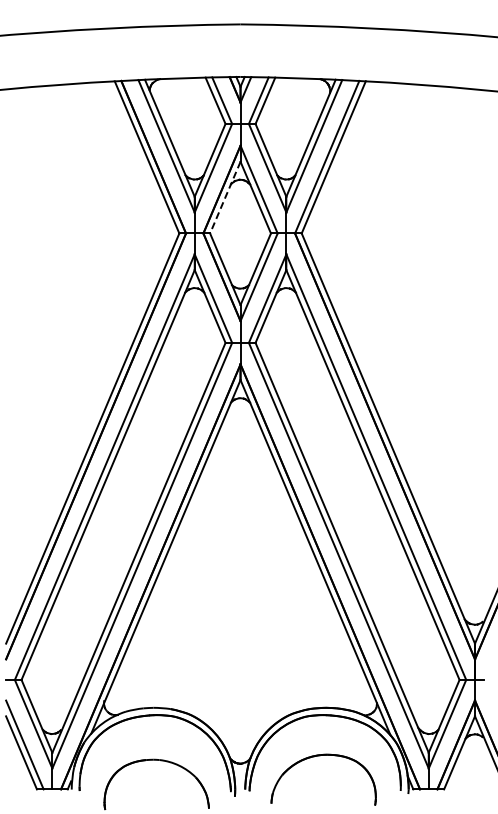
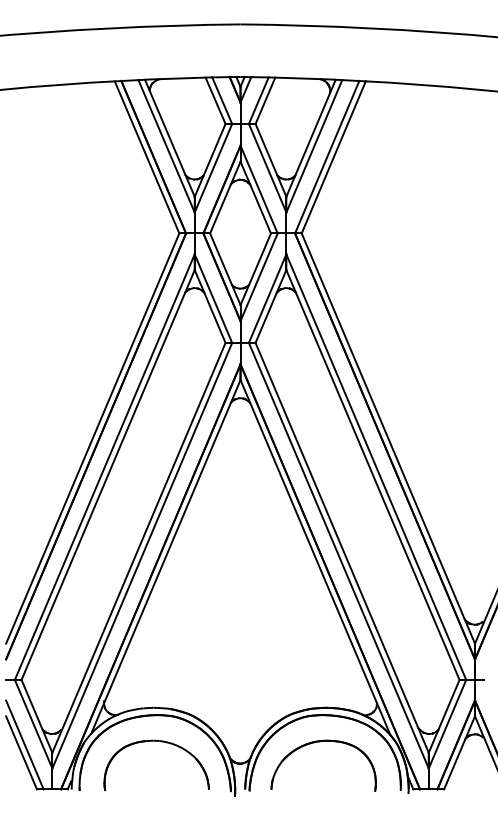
line: dashed -> solid (225, 197)
part position: (320, 756) -> (320, 742) (320, 742)
part position: (161, 761) -> (161, 742) (161, 742)
